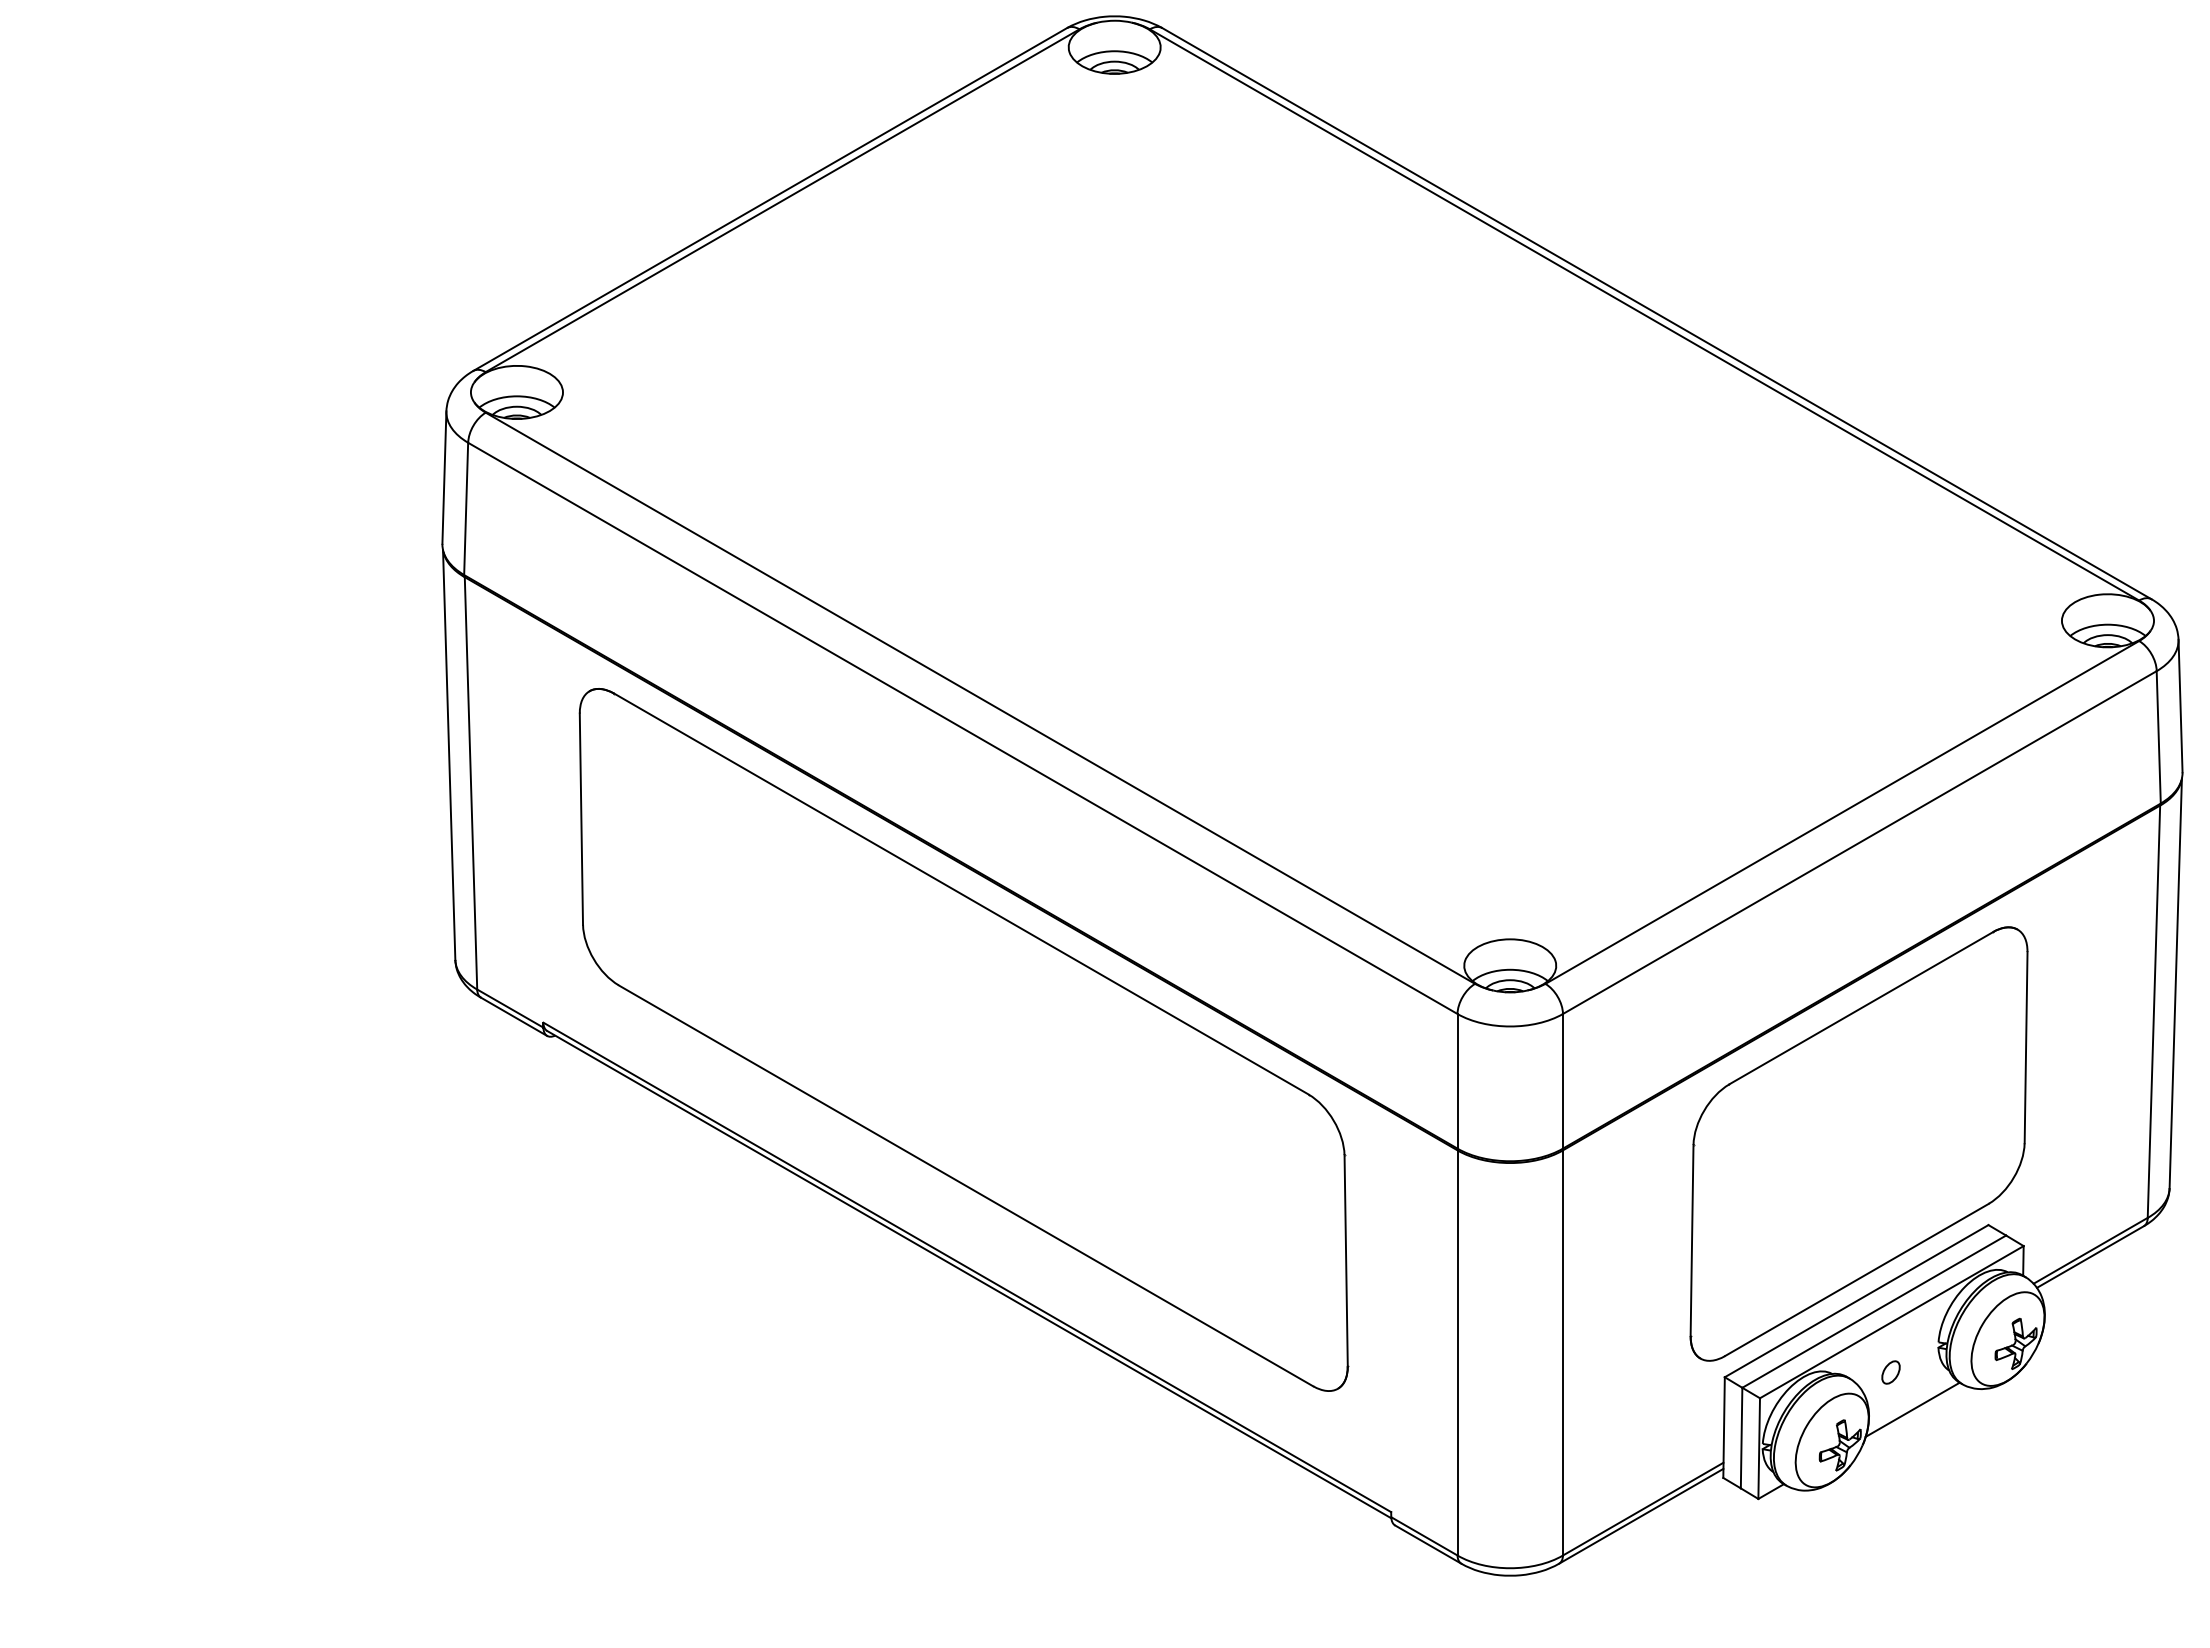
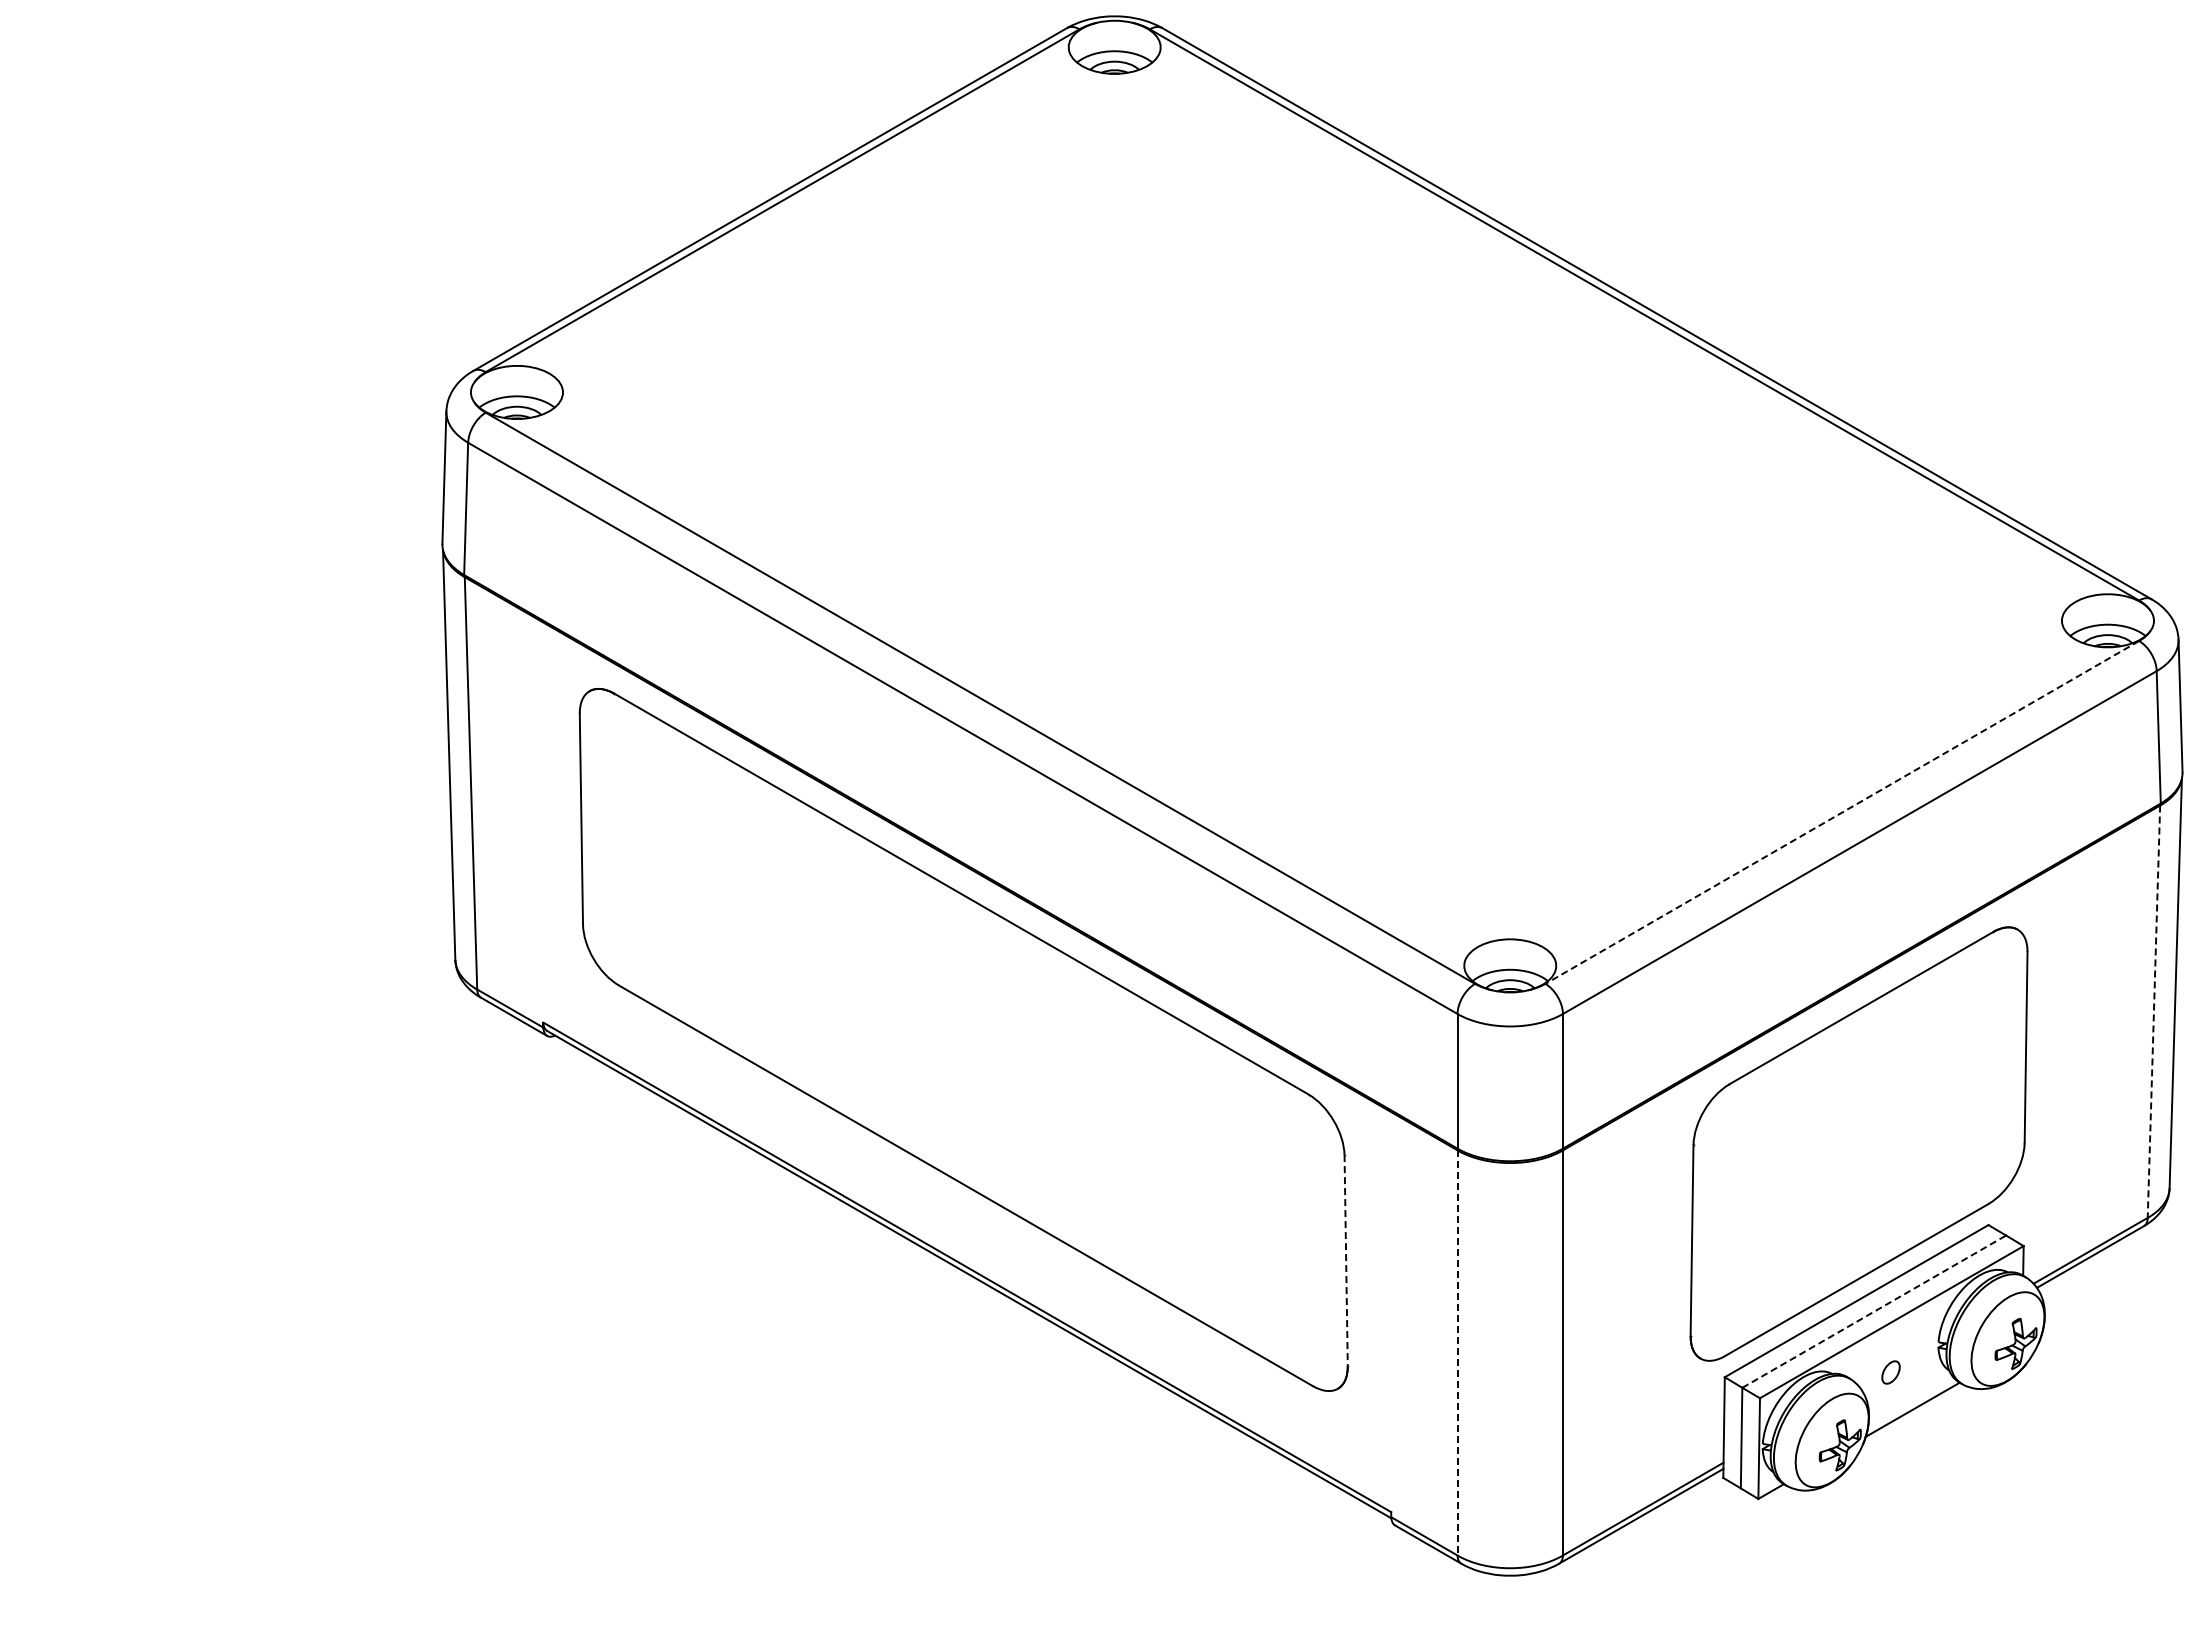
line: solid -> dashed (1842, 812)
line: solid -> dashed (2153, 1012)
line: solid -> dashed (1346, 1260)
line: solid -> dashed (1874, 1311)
line: solid -> dashed (1457, 1352)
